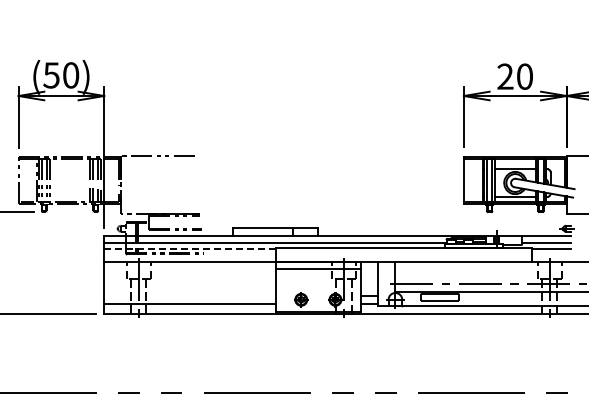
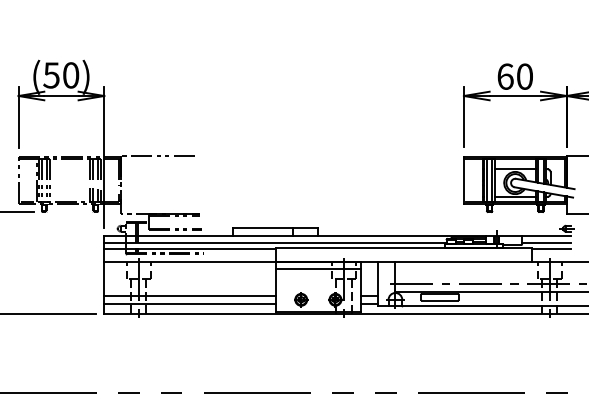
text: 20 -> 60 (505, 76)
line: dashed -> solid (189, 248)
line: none -> present (189, 295)
